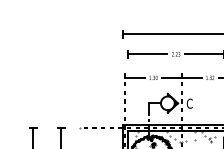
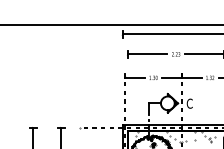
line: none -> present (111, 25)
